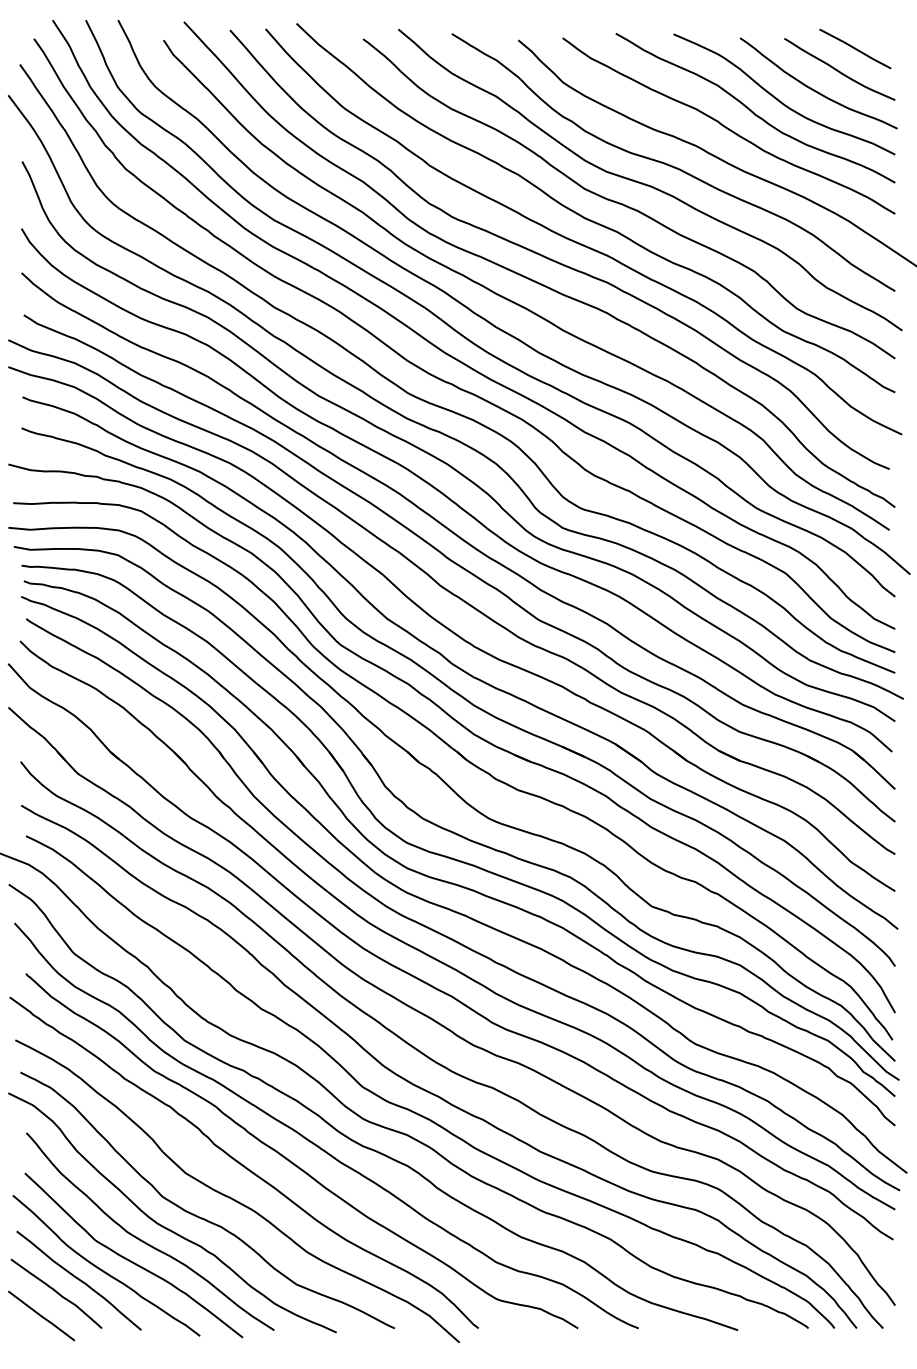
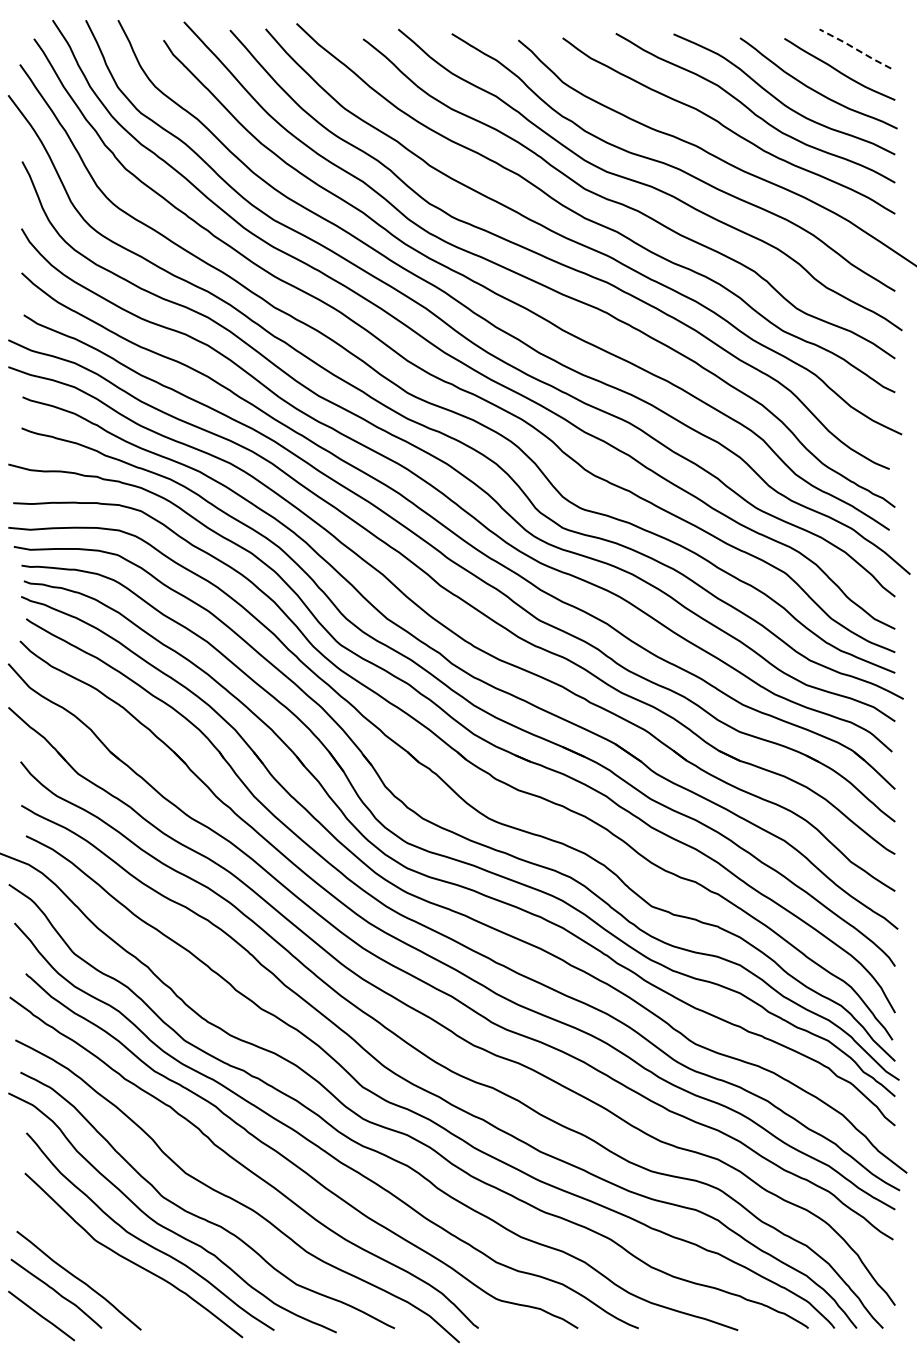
line: solid -> dashed (855, 48)
curve: present -> none (102, 1269)
